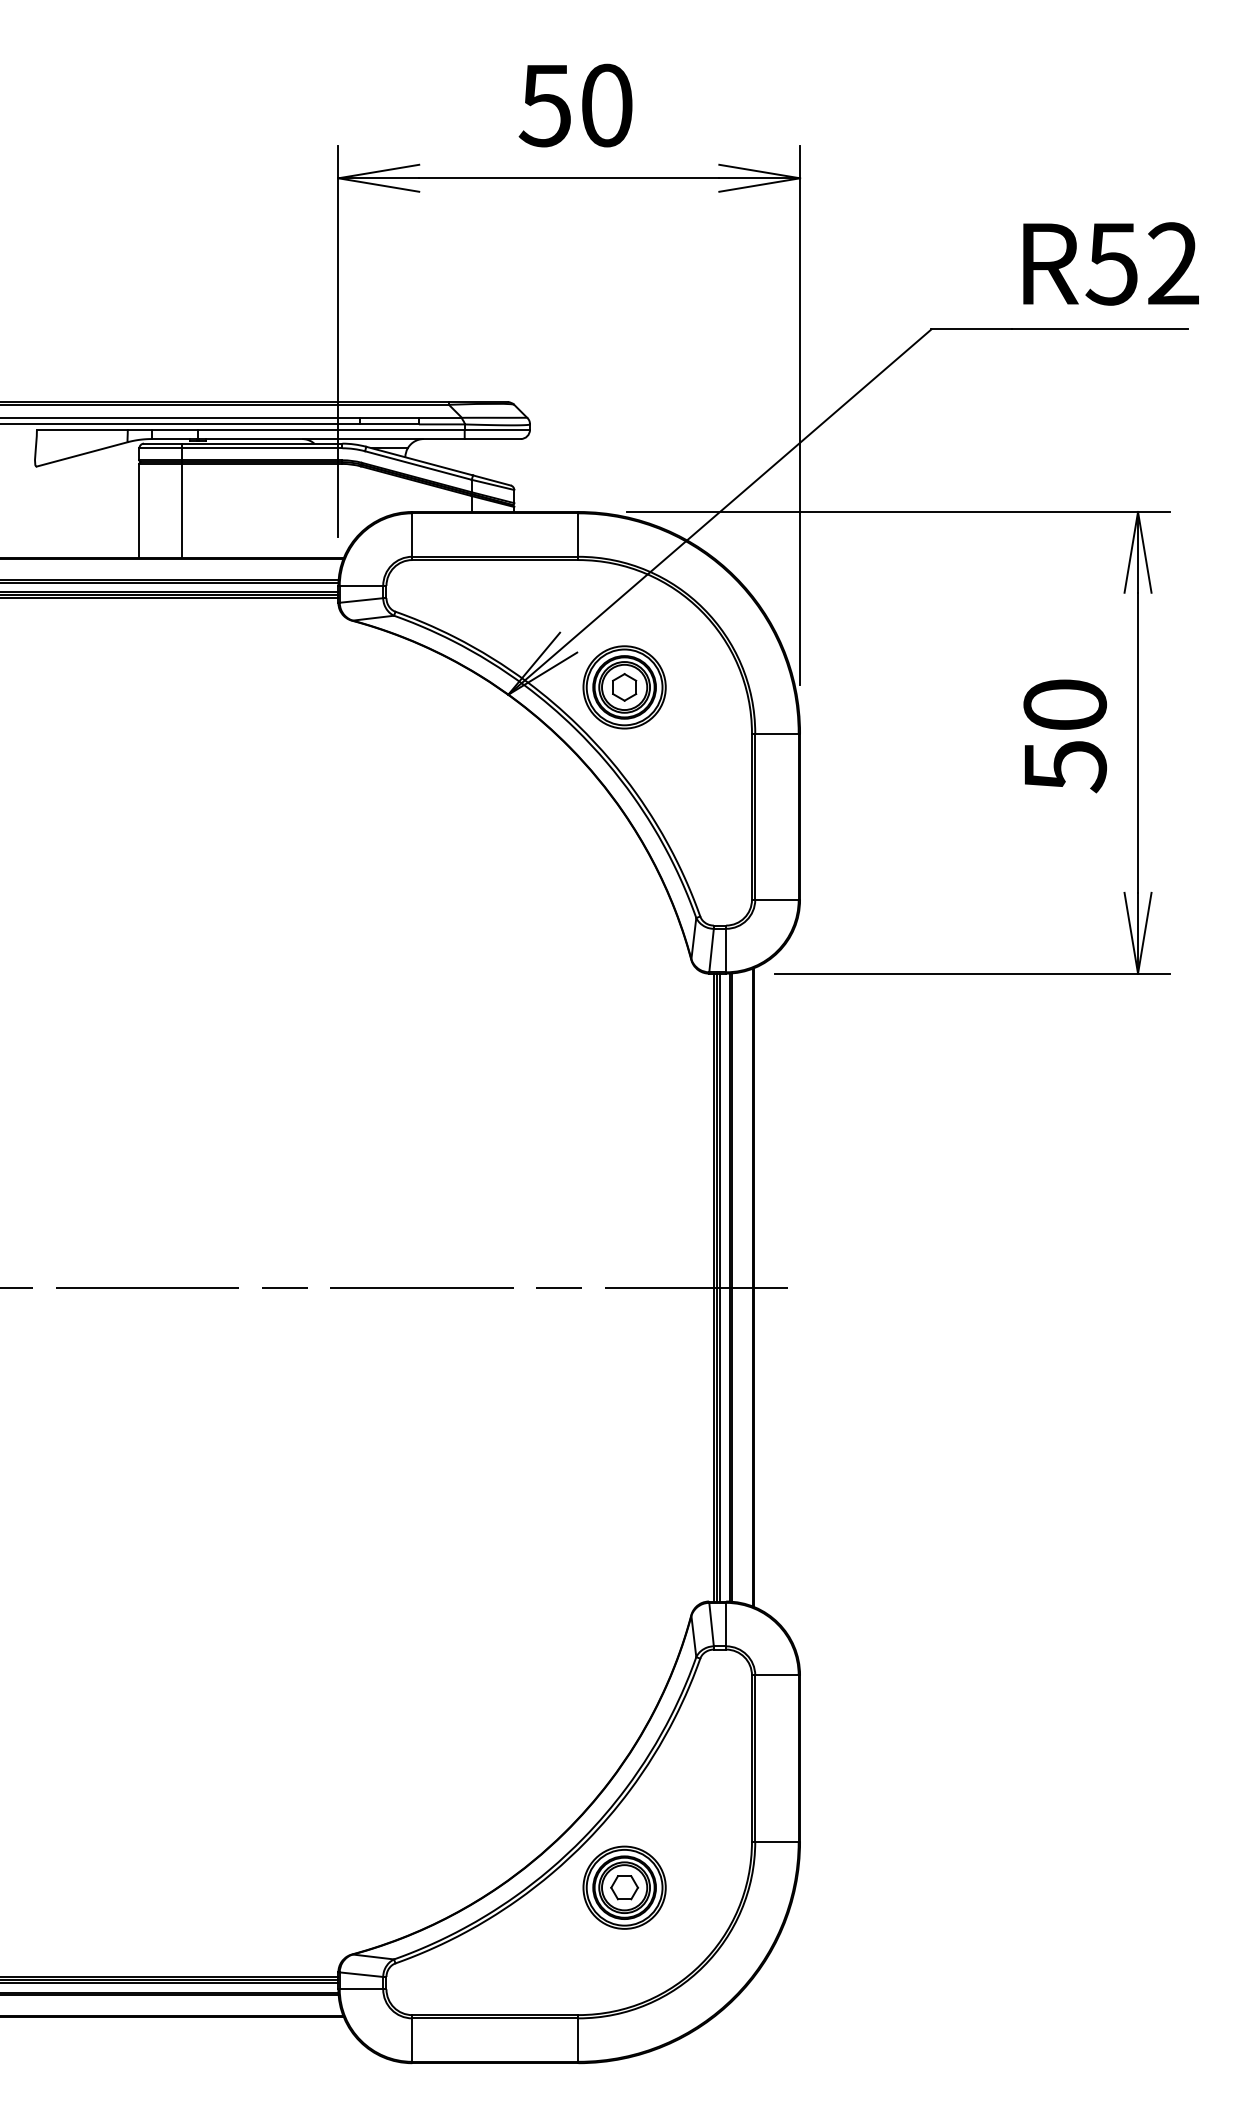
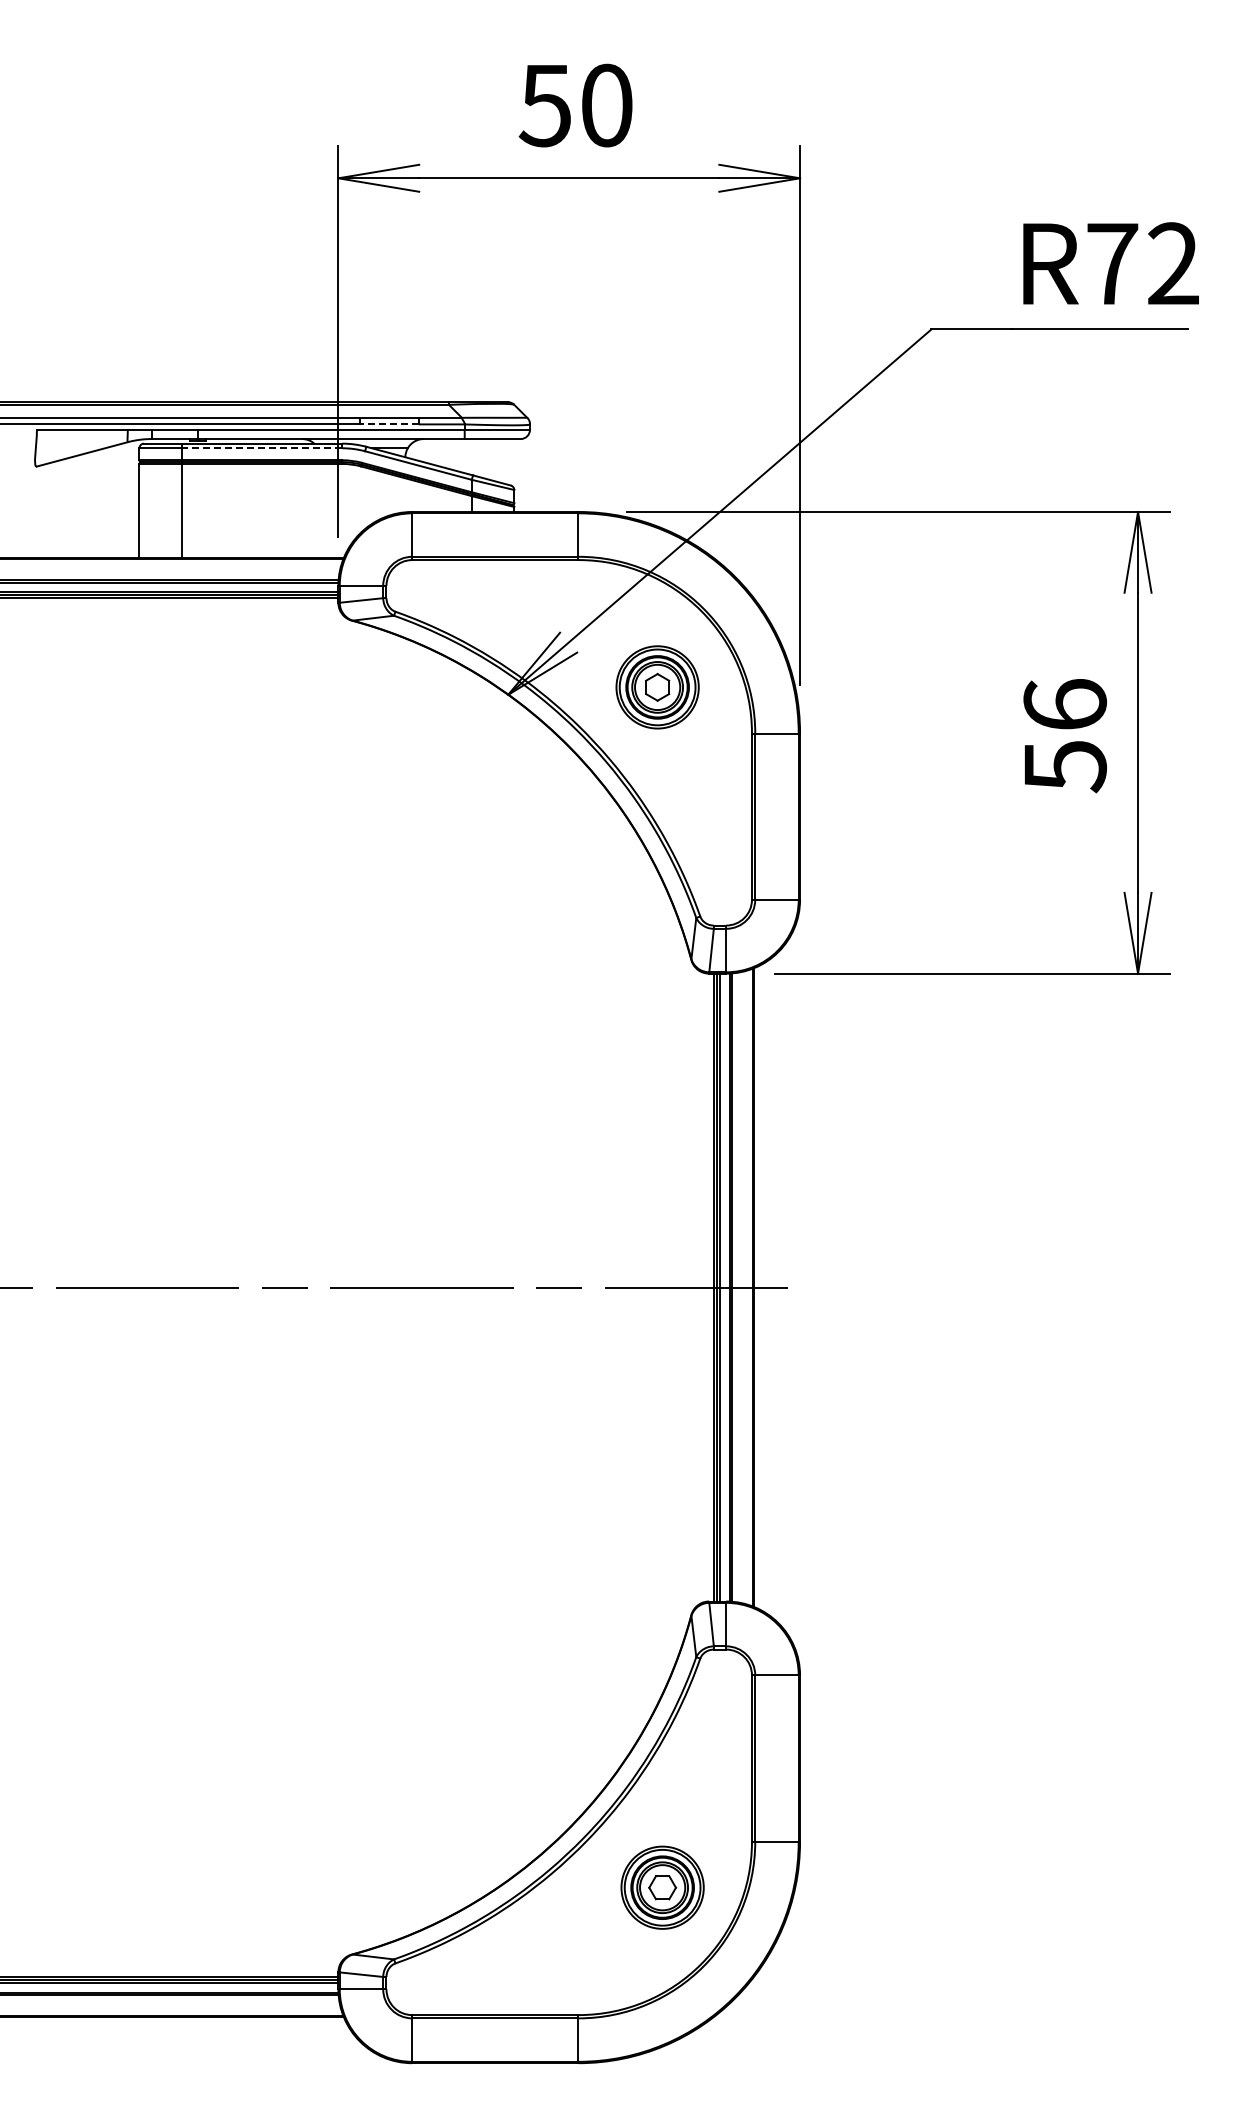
text: R52 -> R72 (1111, 264)
line: solid -> dashed (389, 424)
line: solid -> dashed (261, 448)
part position: (624, 687) -> (657, 687) (657, 687)
text: 50 -> 56 (1065, 704)
part position: (624, 1887) -> (662, 1887) (662, 1887)
